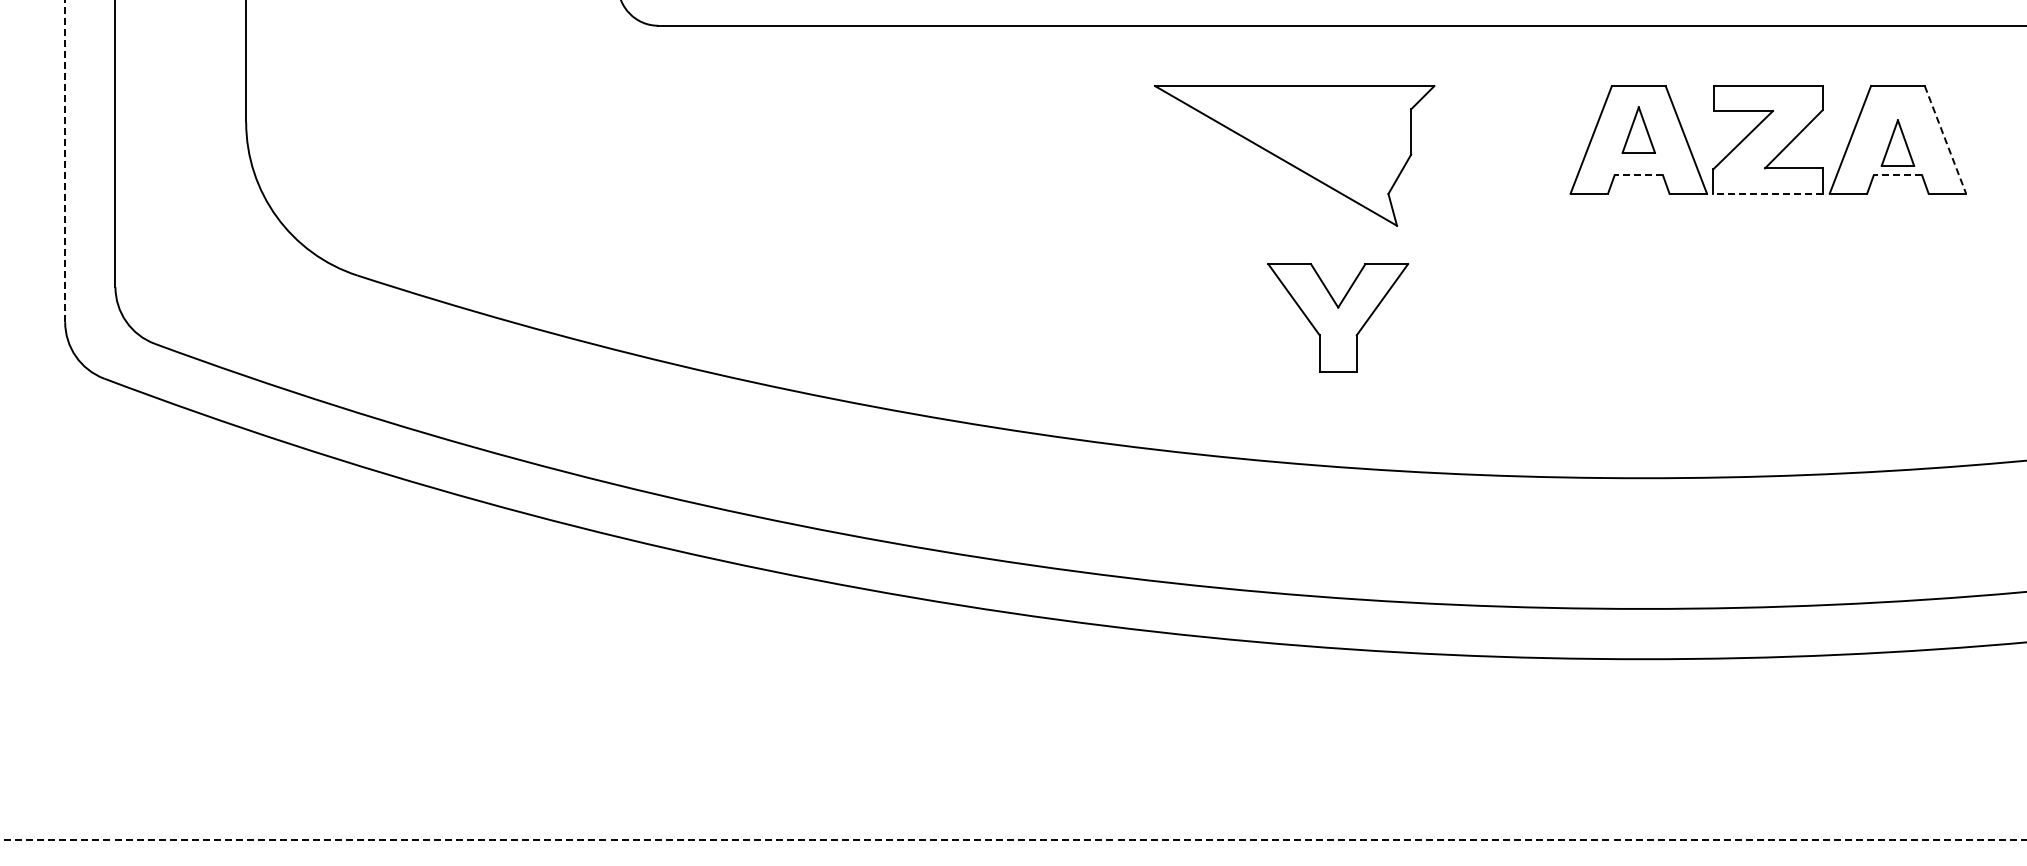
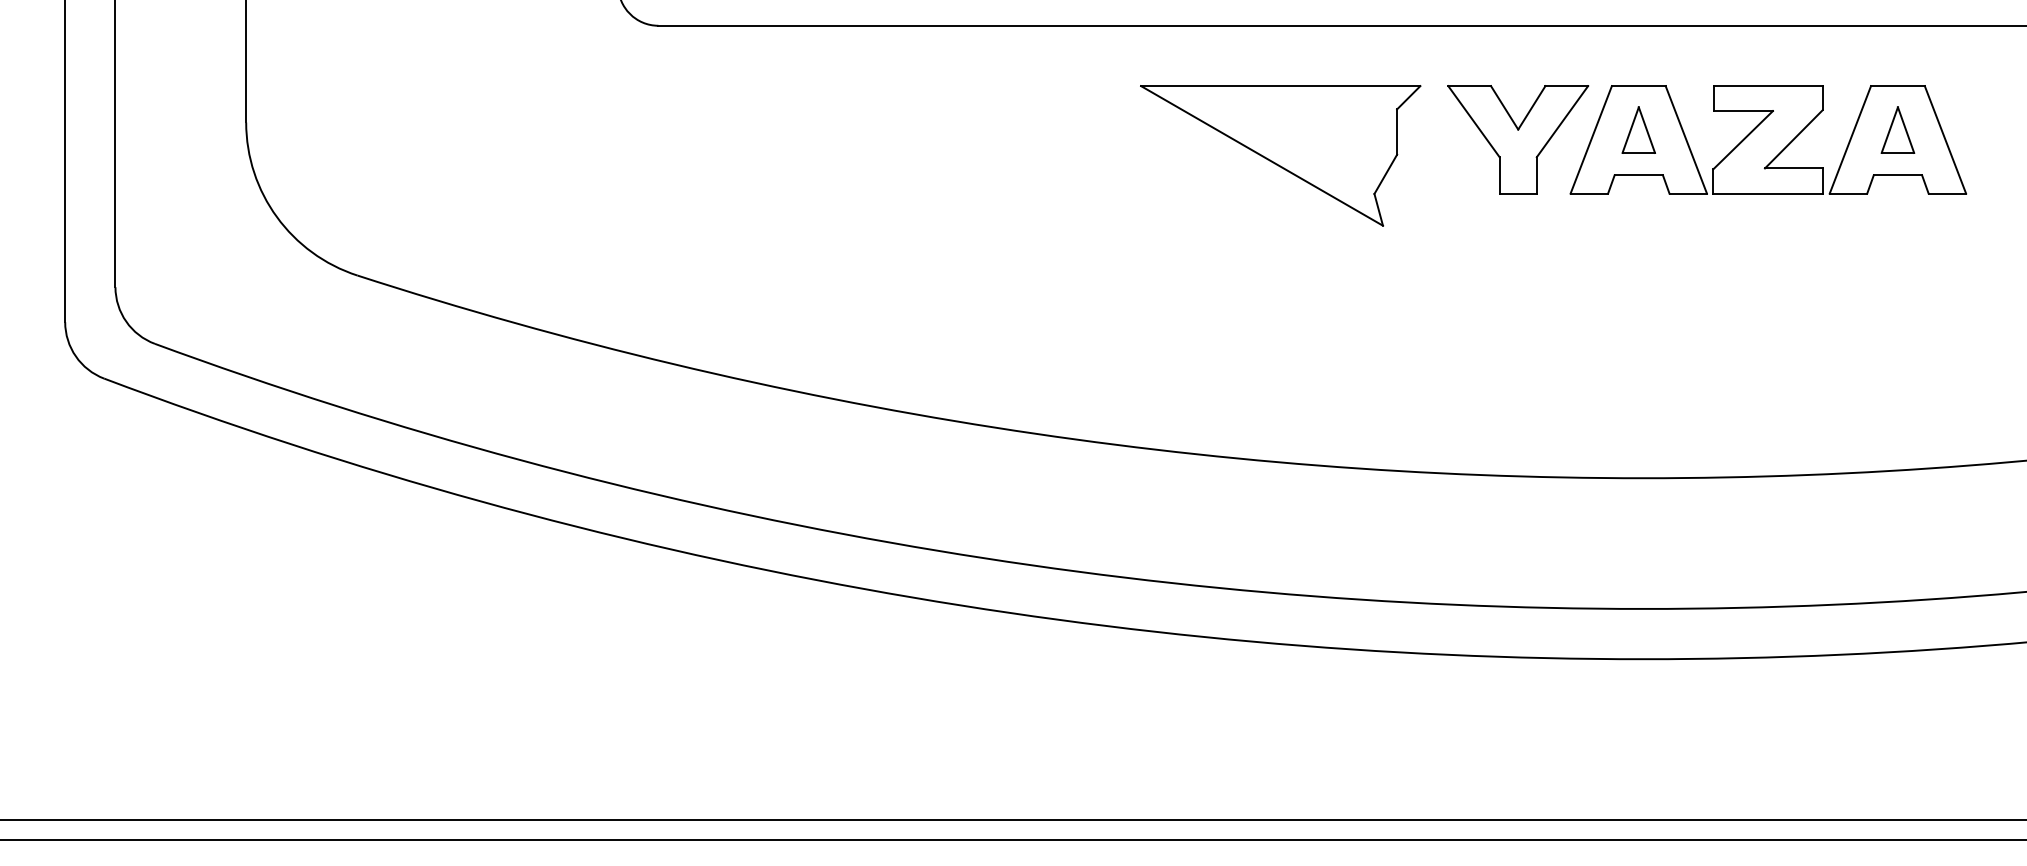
line: dashed -> solid (1945, 139)
part position: (1897, 142) -> (1897, 129) (1897, 129)
part position: (1294, 155) -> (1280, 155) (1280, 155)
line: dashed -> solid (65, 161)
line: dashed -> solid (1638, 175)
line: dashed -> solid (1897, 175)
line: dashed -> solid (1768, 193)
part position: (1338, 317) -> (1518, 139) (1518, 139)
line: none -> present (1012, 820)
line: dashed -> solid (1013, 840)
